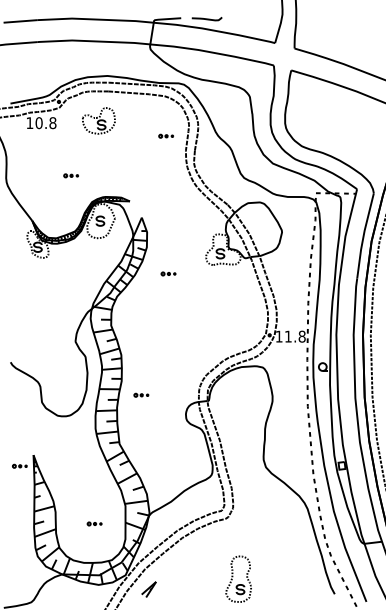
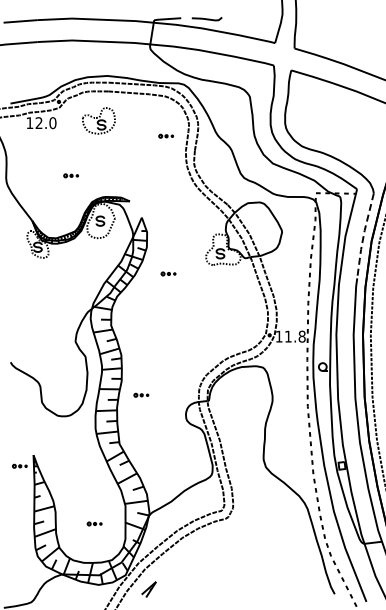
text: 10.8 -> 12.0 (45, 123)
line: solid -> dashed (363, 236)
part: present -> none (238, 578)
